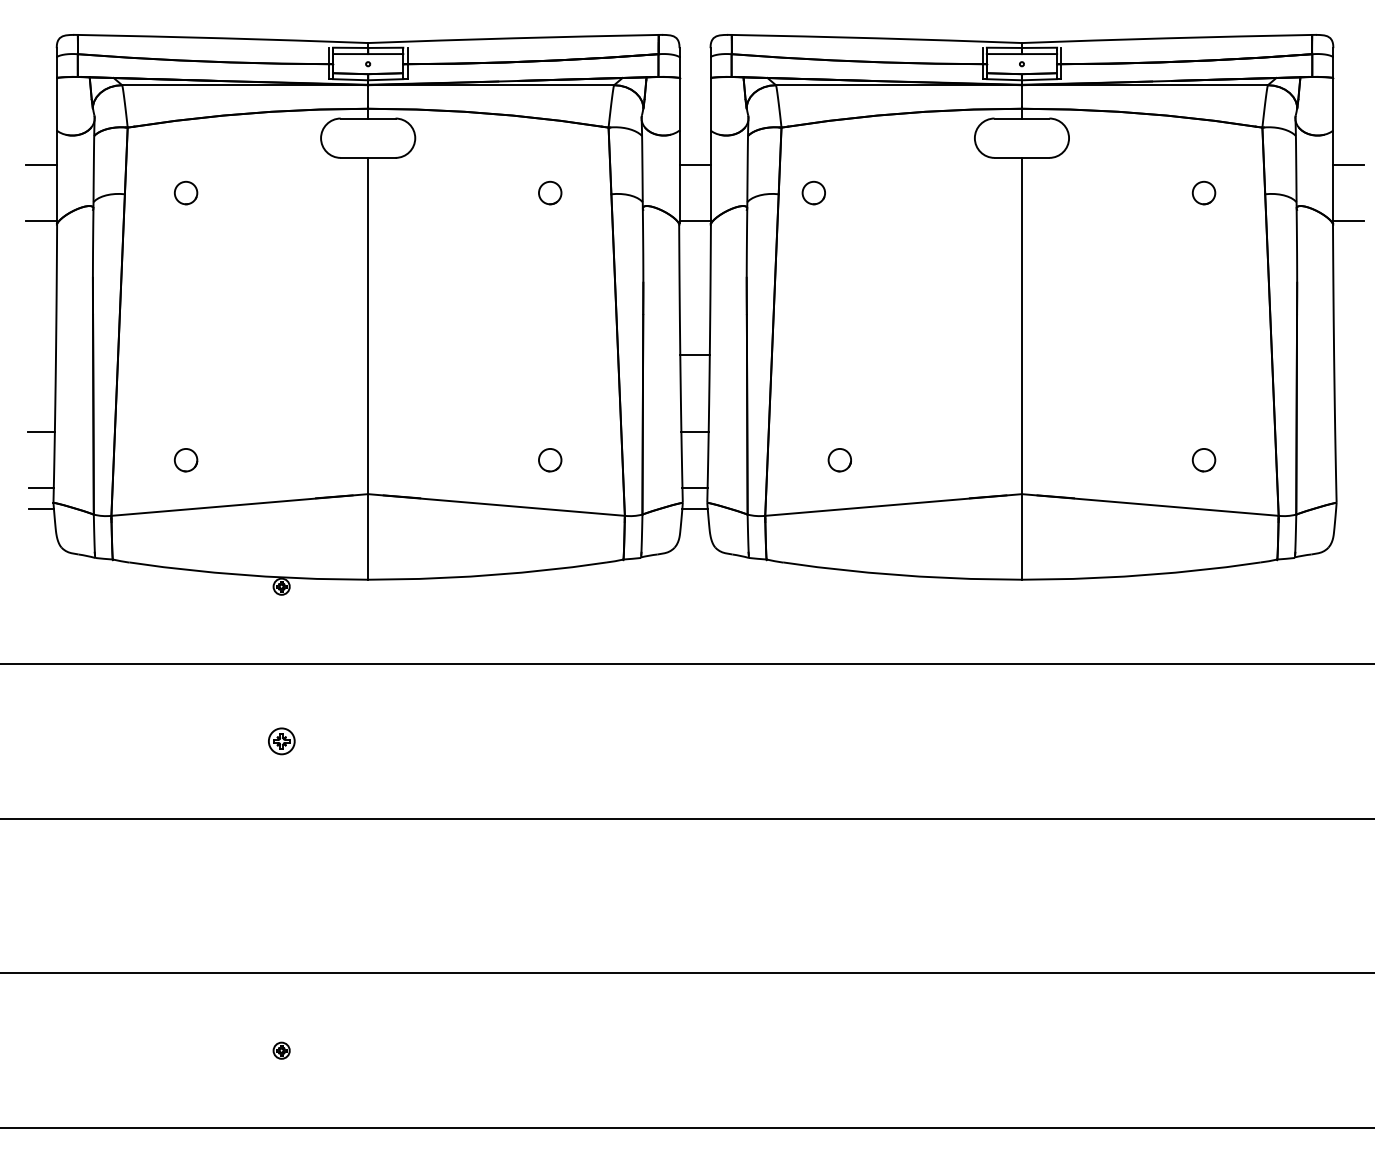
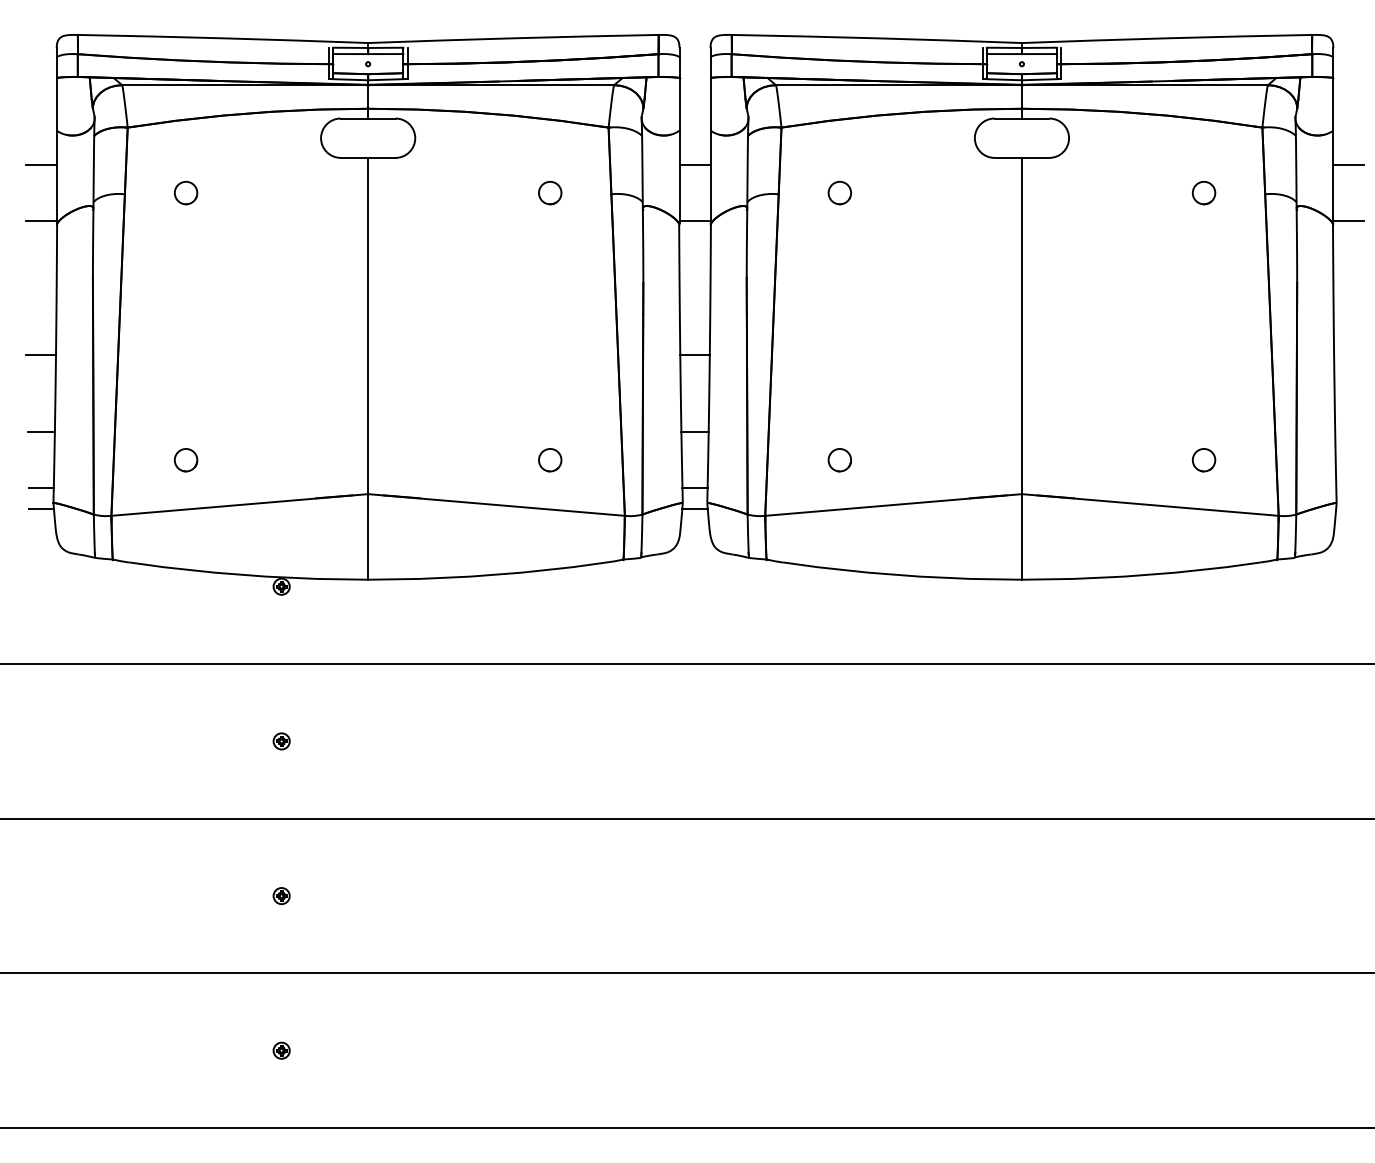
part position: (813, 192) -> (839, 192) (839, 192)
line: none -> present (41, 354)
part size: 28x29 px -> 19x19 px (281, 741)
part: none -> present (281, 895)
